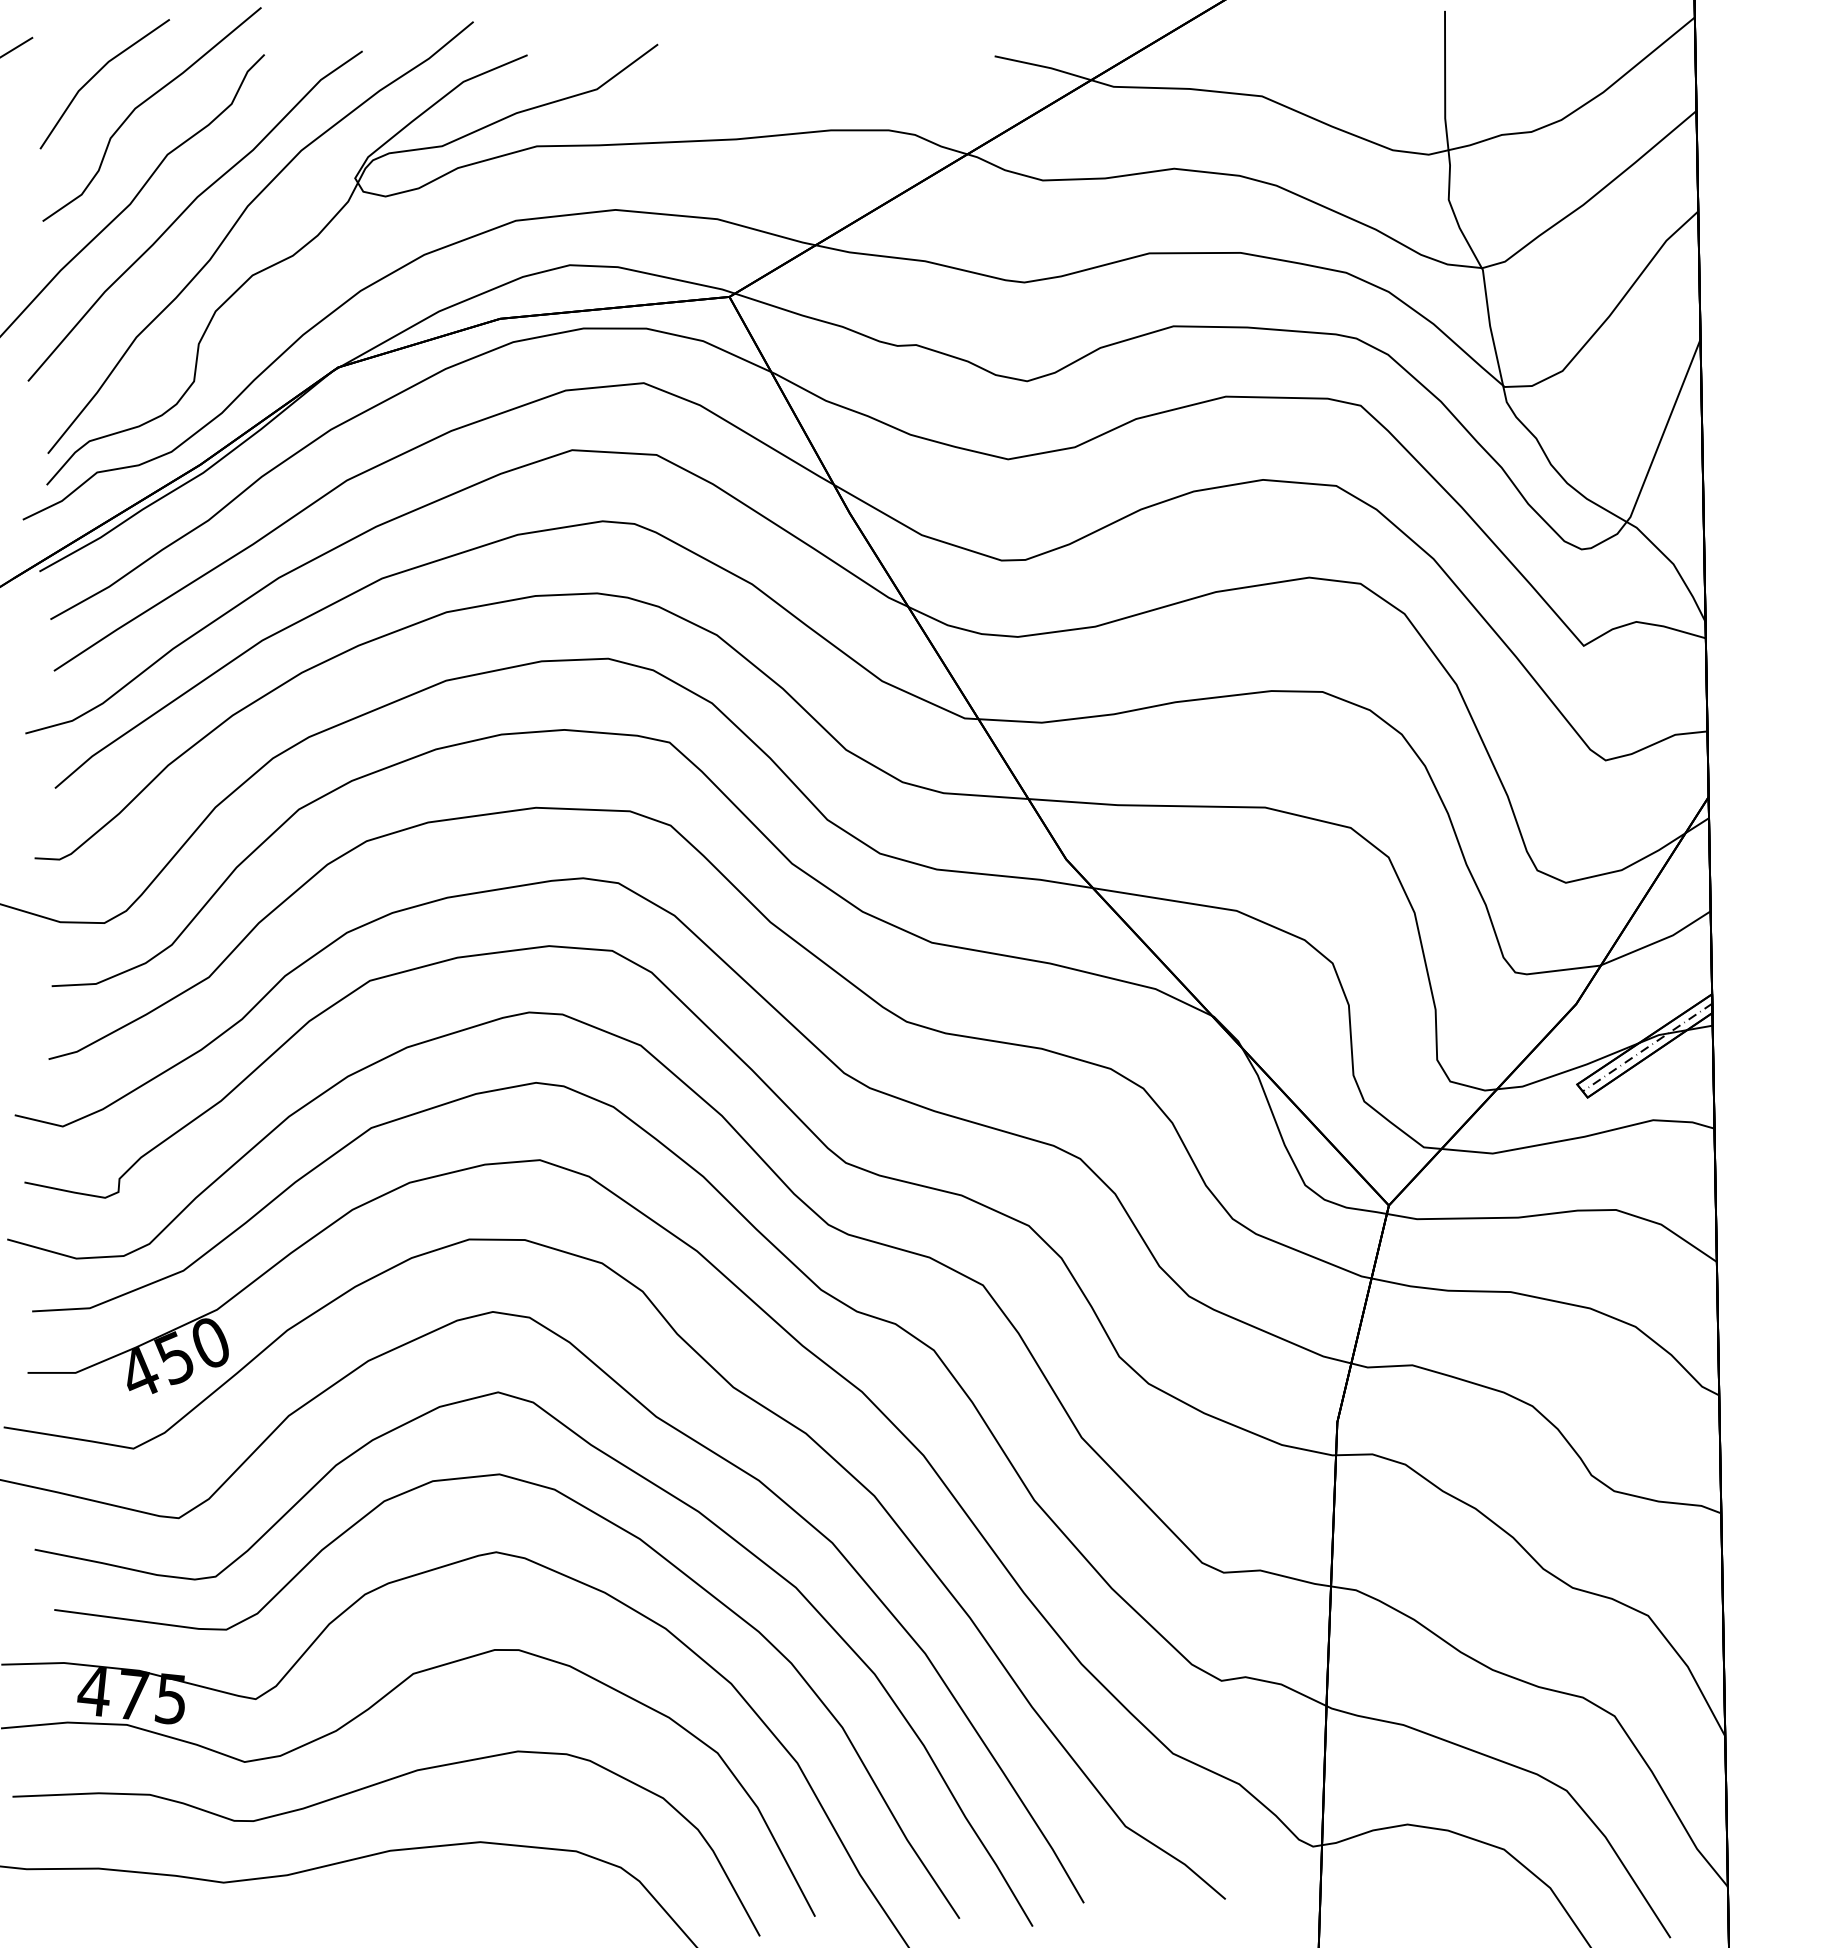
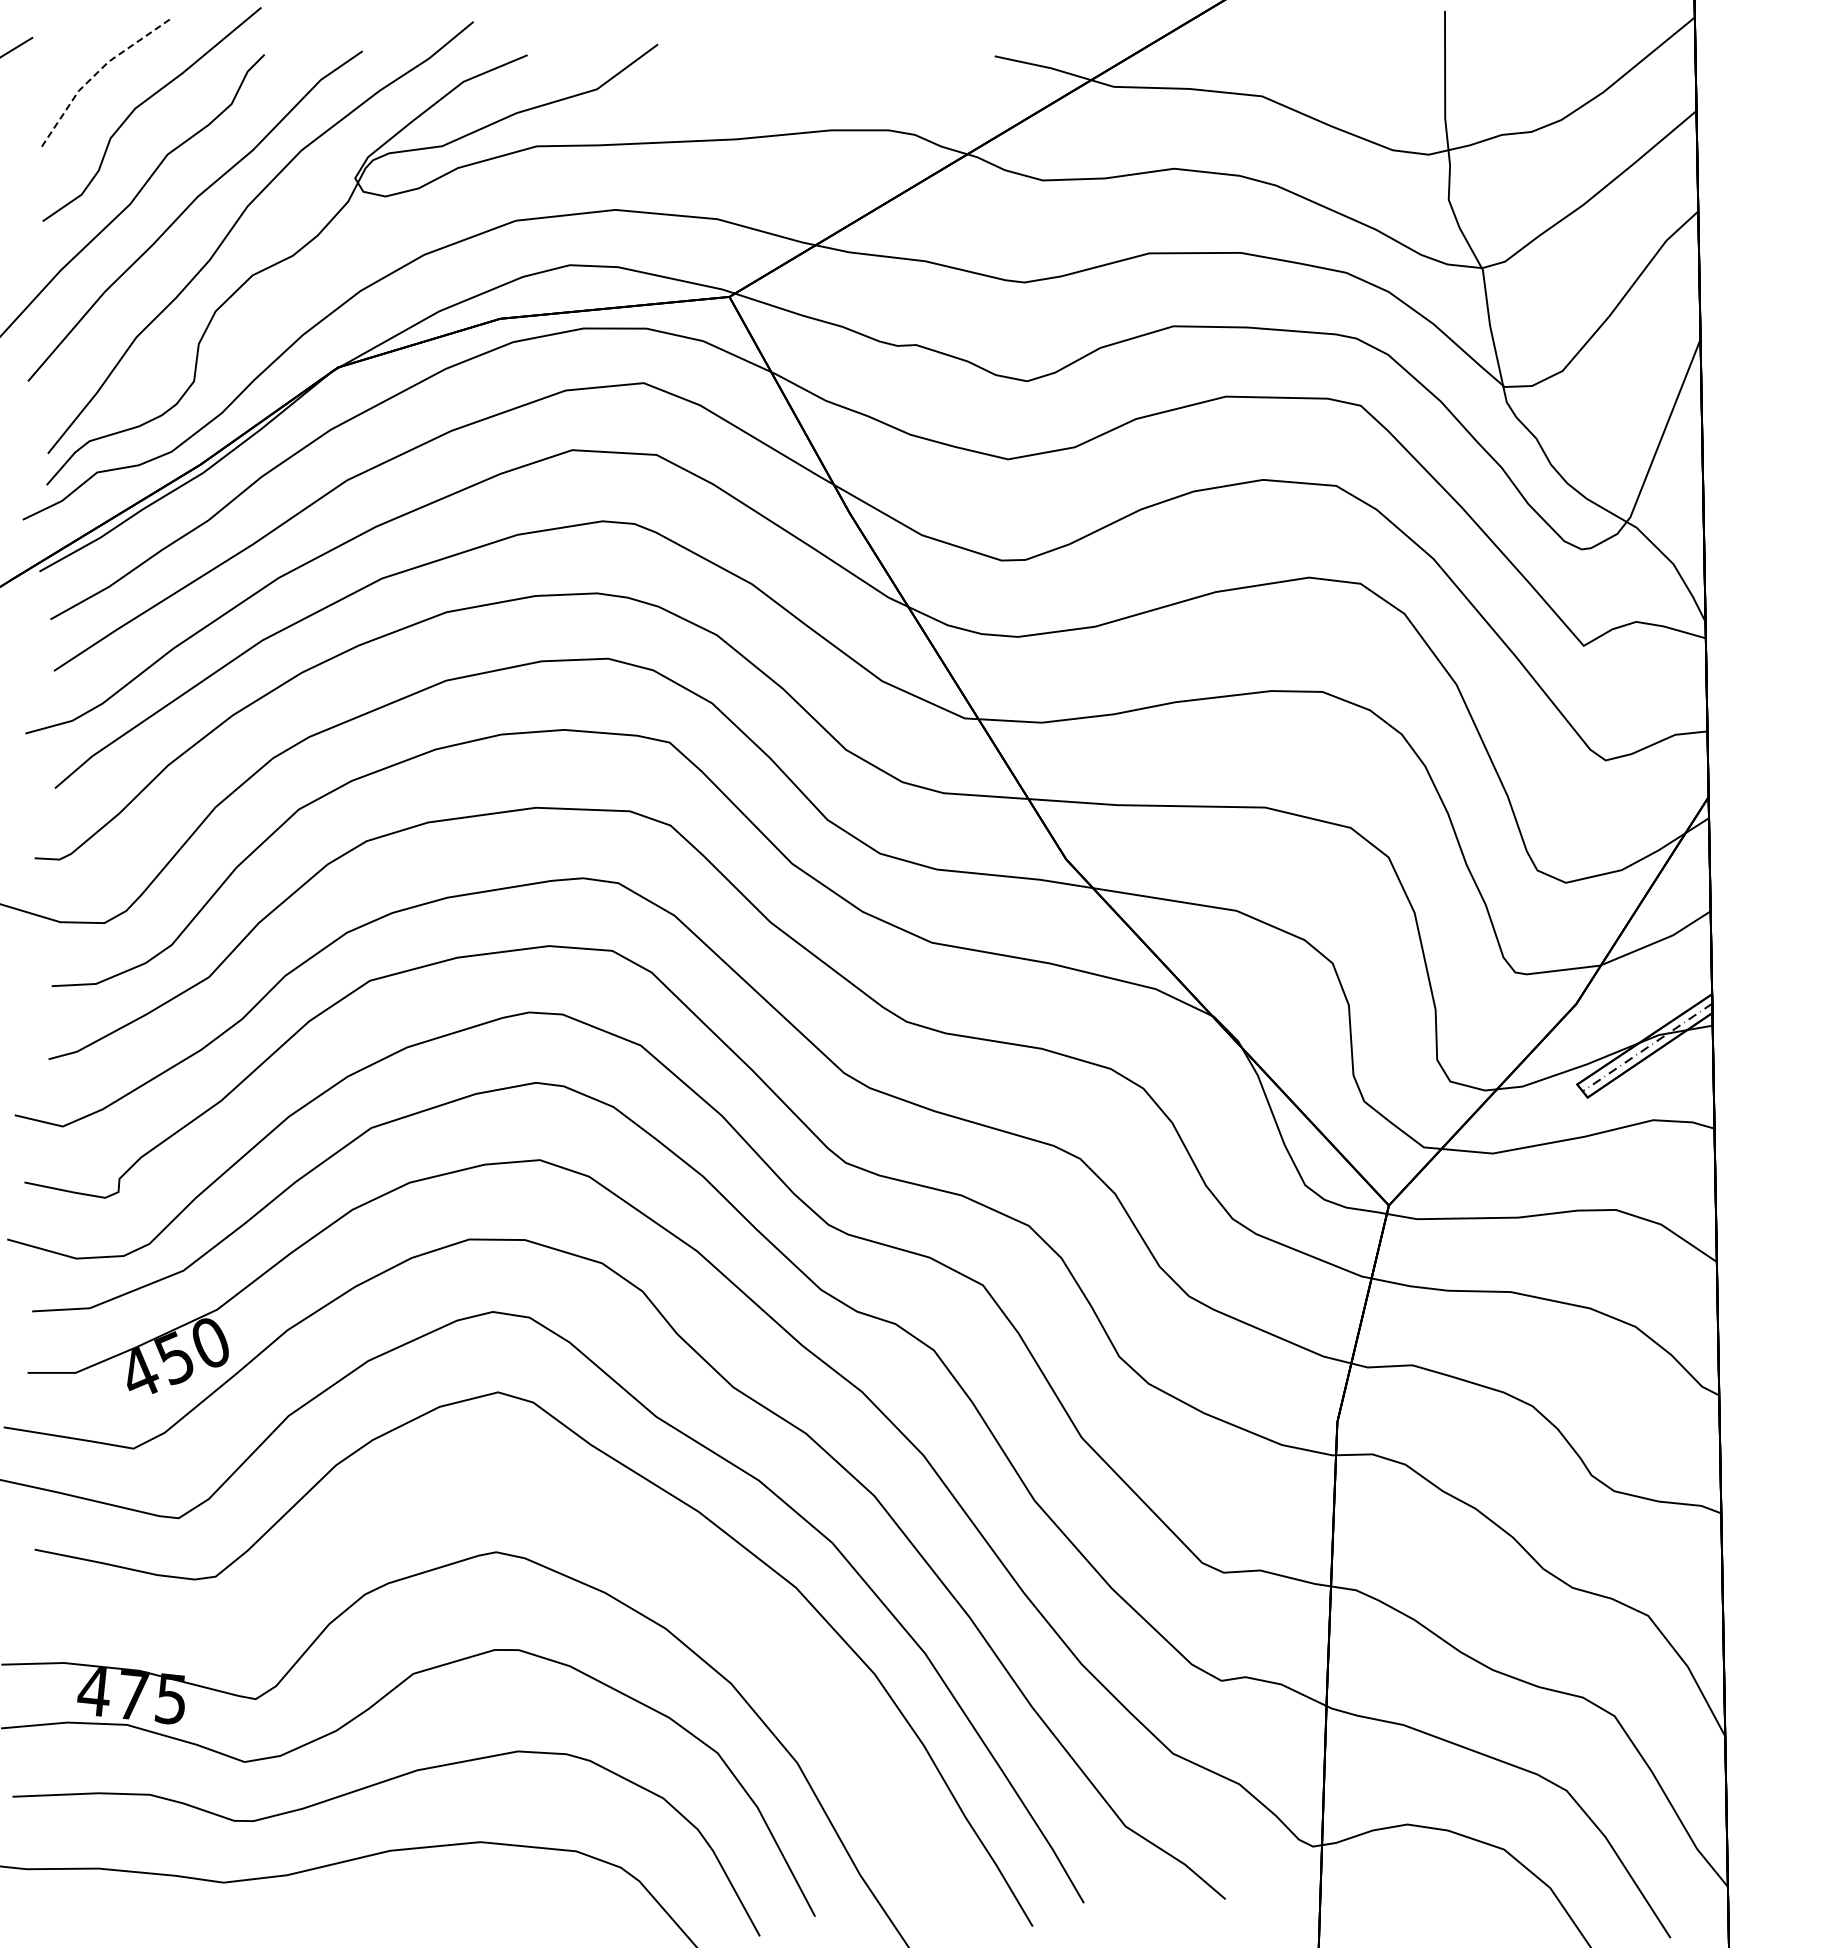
line: solid -> dashed (95, 75)
curve: present -> none (610, 1523)
